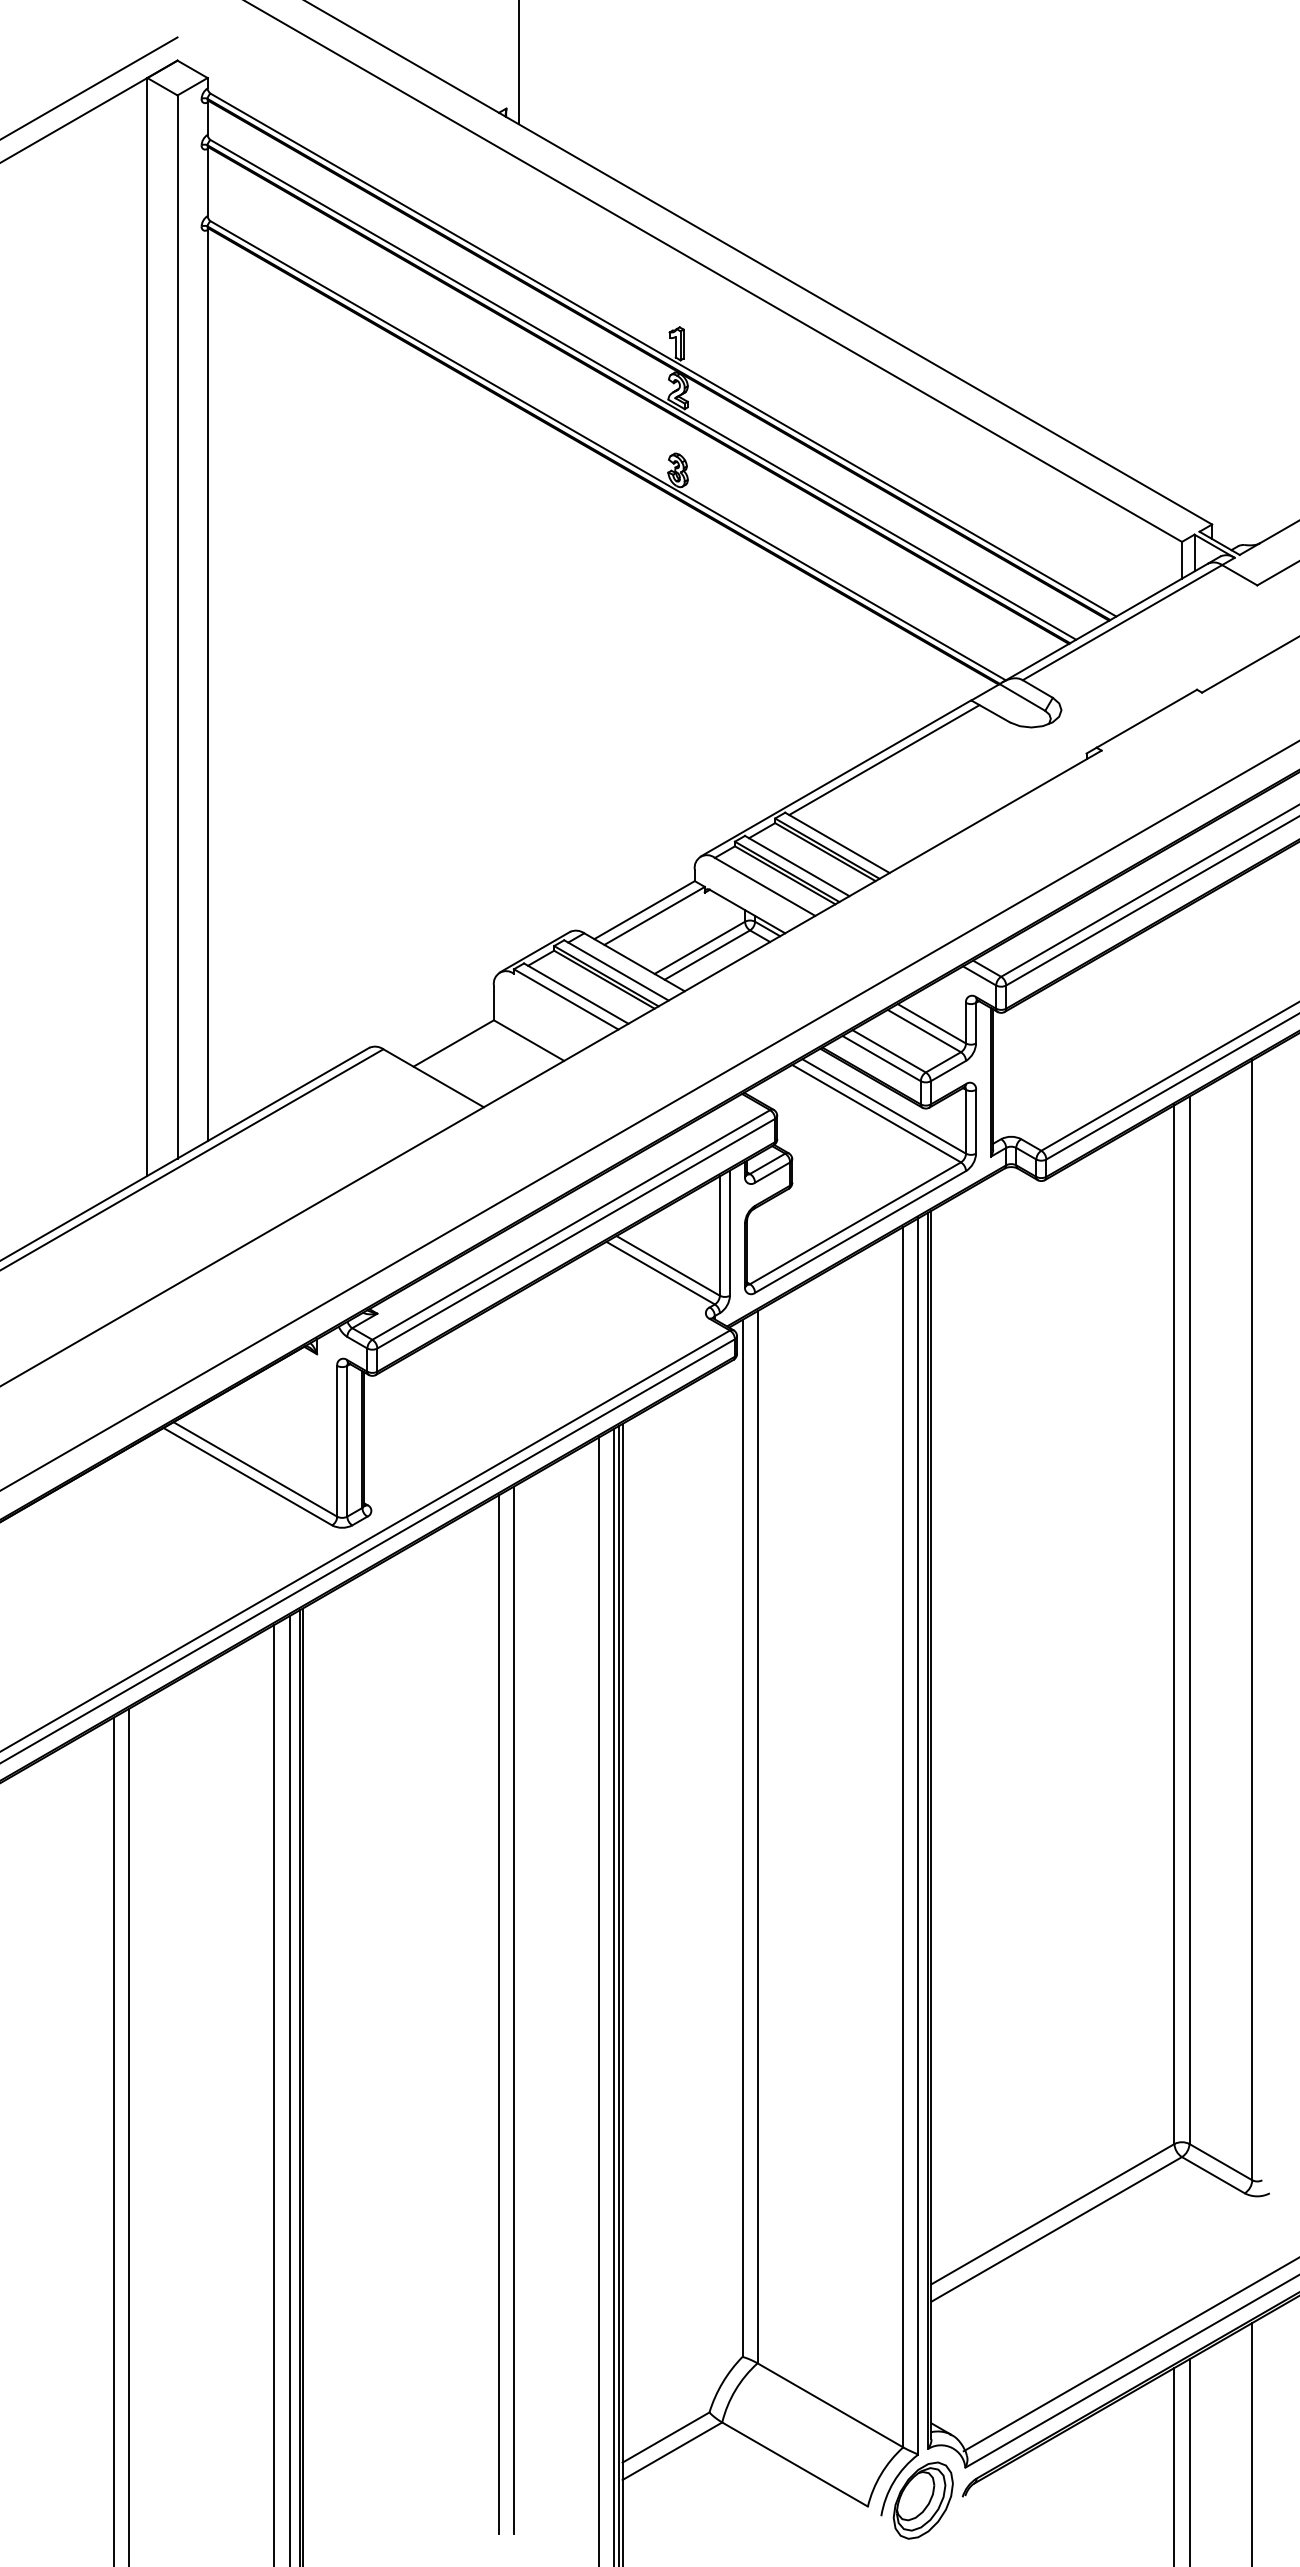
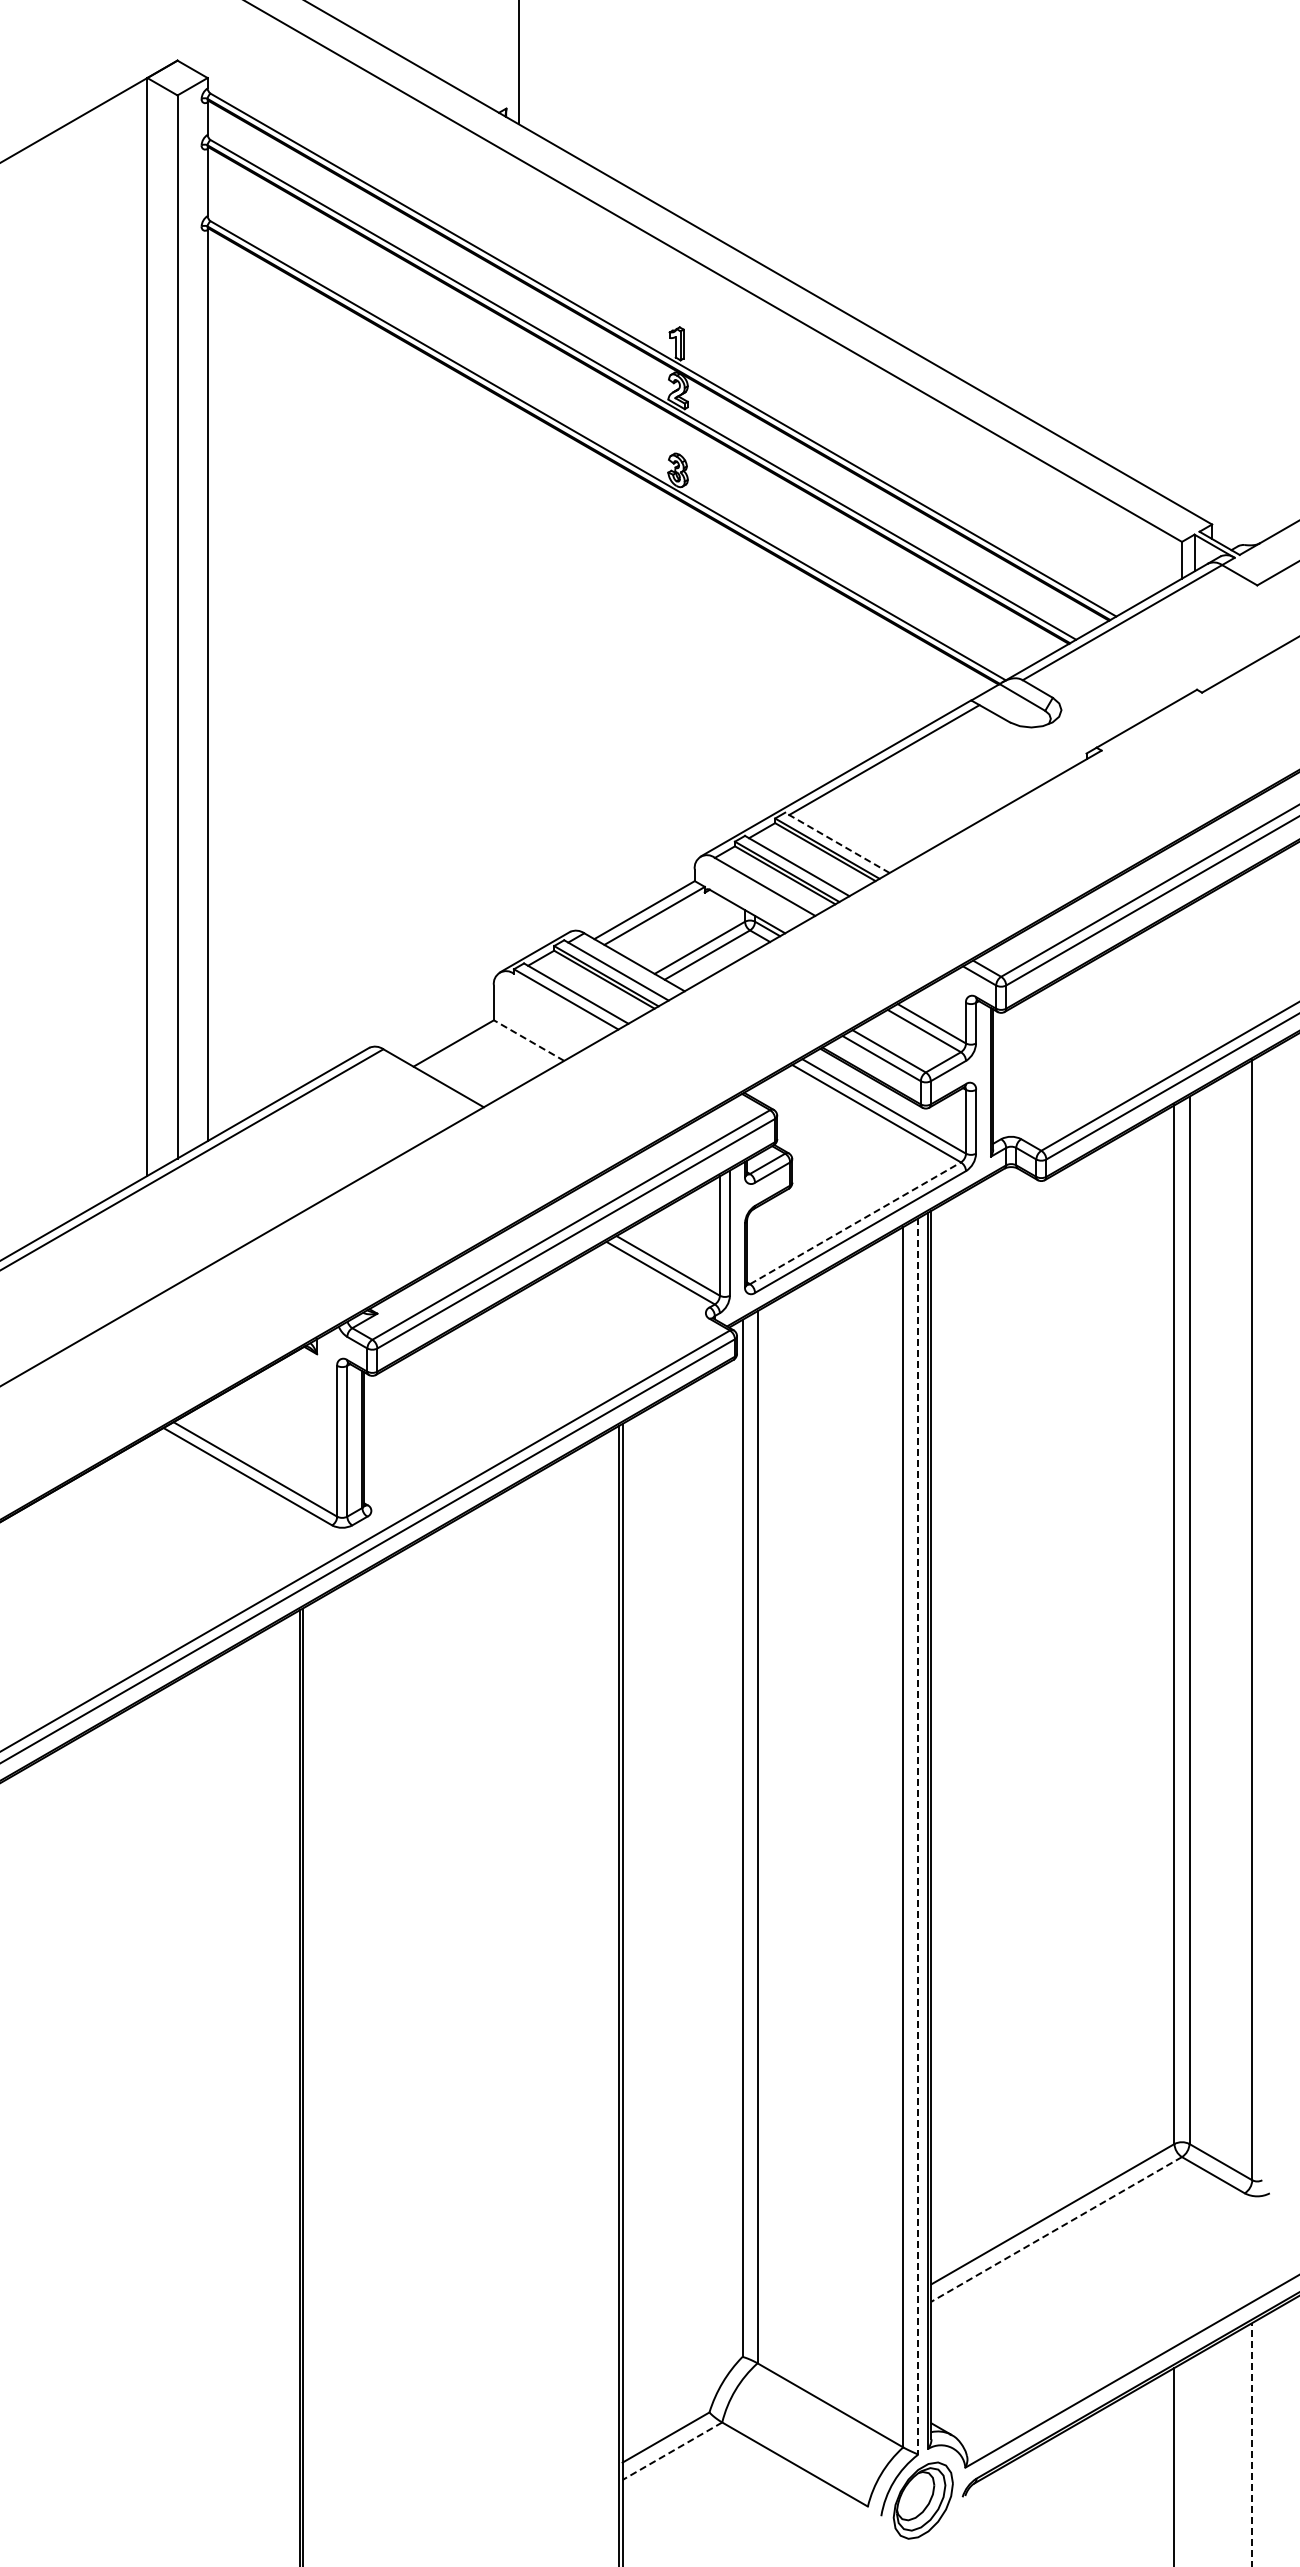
line: present -> none (89, 87)
line: solid -> dashed (837, 842)
line: solid -> dashed (529, 1040)
line: present -> none (649, 1115)
line: solid -> dashed (855, 1223)
line: solid -> dashed (918, 1837)
line: present -> none (614, 1995)
line: present -> none (599, 2000)
line: present -> none (514, 2009)
line: present -> none (498, 2014)
line: present -> none (289, 2089)
line: present -> none (274, 2093)
line: present -> none (128, 2136)
line: present -> none (113, 2140)
line: solid -> dashed (1056, 2229)
line: present -> none (1129, 2354)
line: solid -> dashed (1252, 2444)
line: solid -> dashed (672, 2451)
line: present -> none (1189, 2461)
